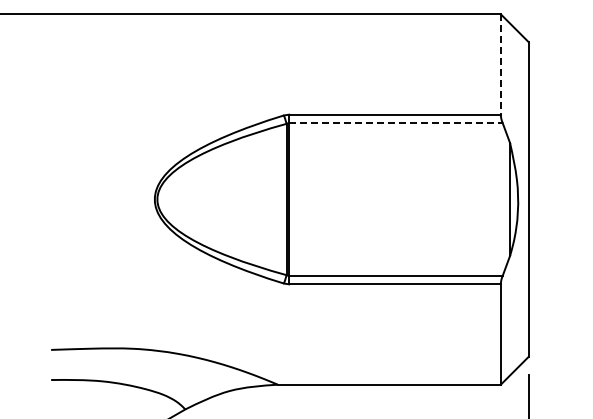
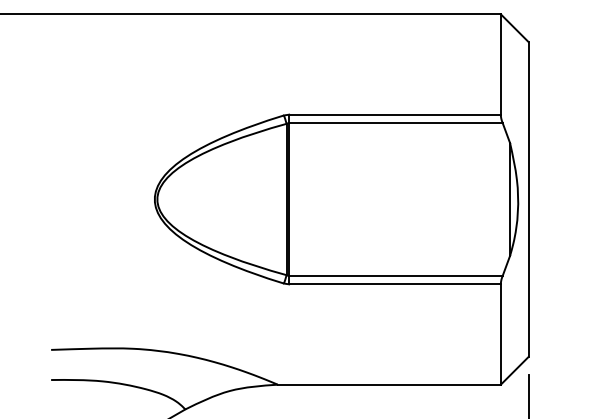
line: dashed -> solid (500, 64)
line: dashed -> solid (395, 123)
